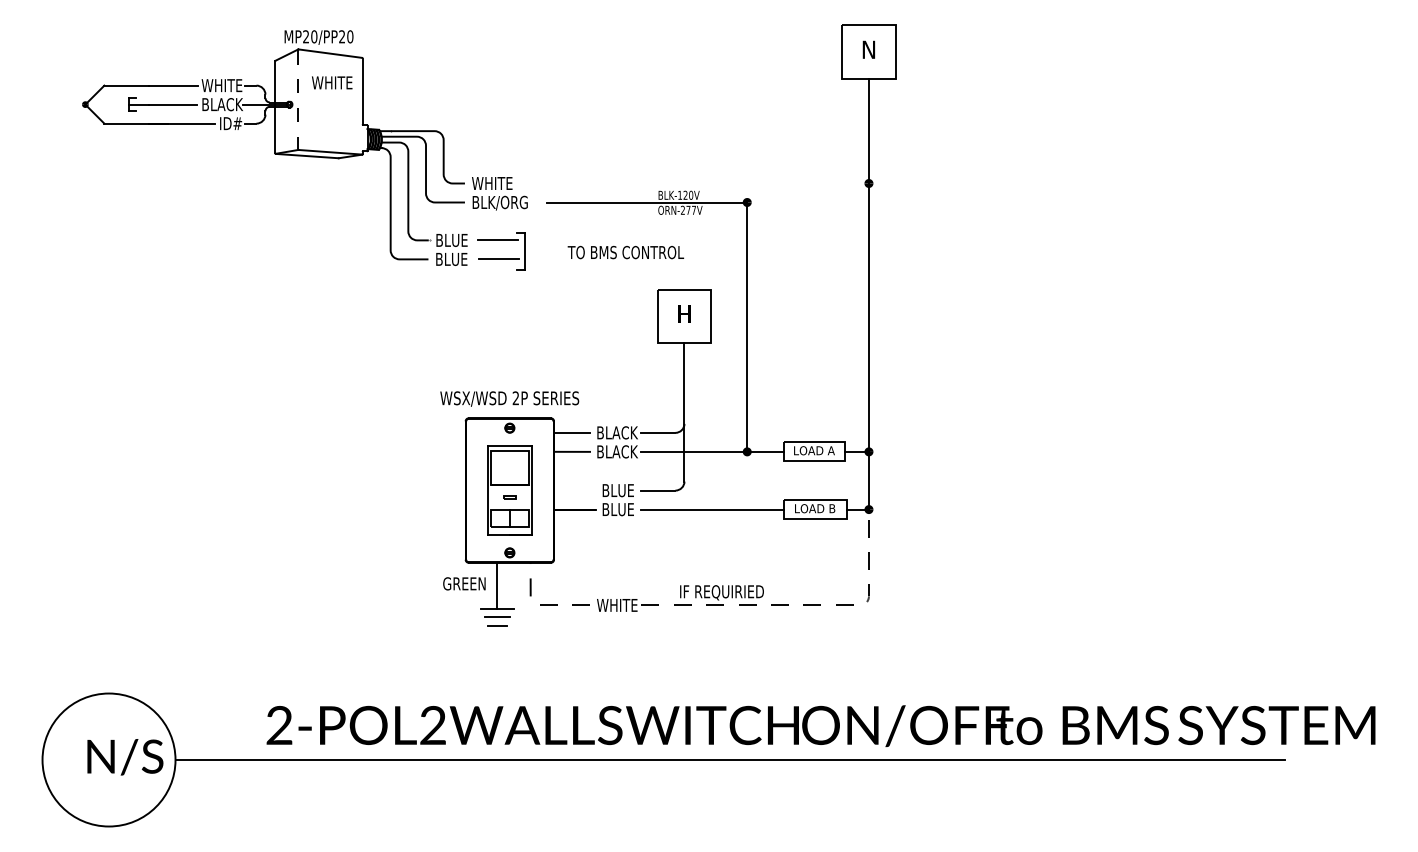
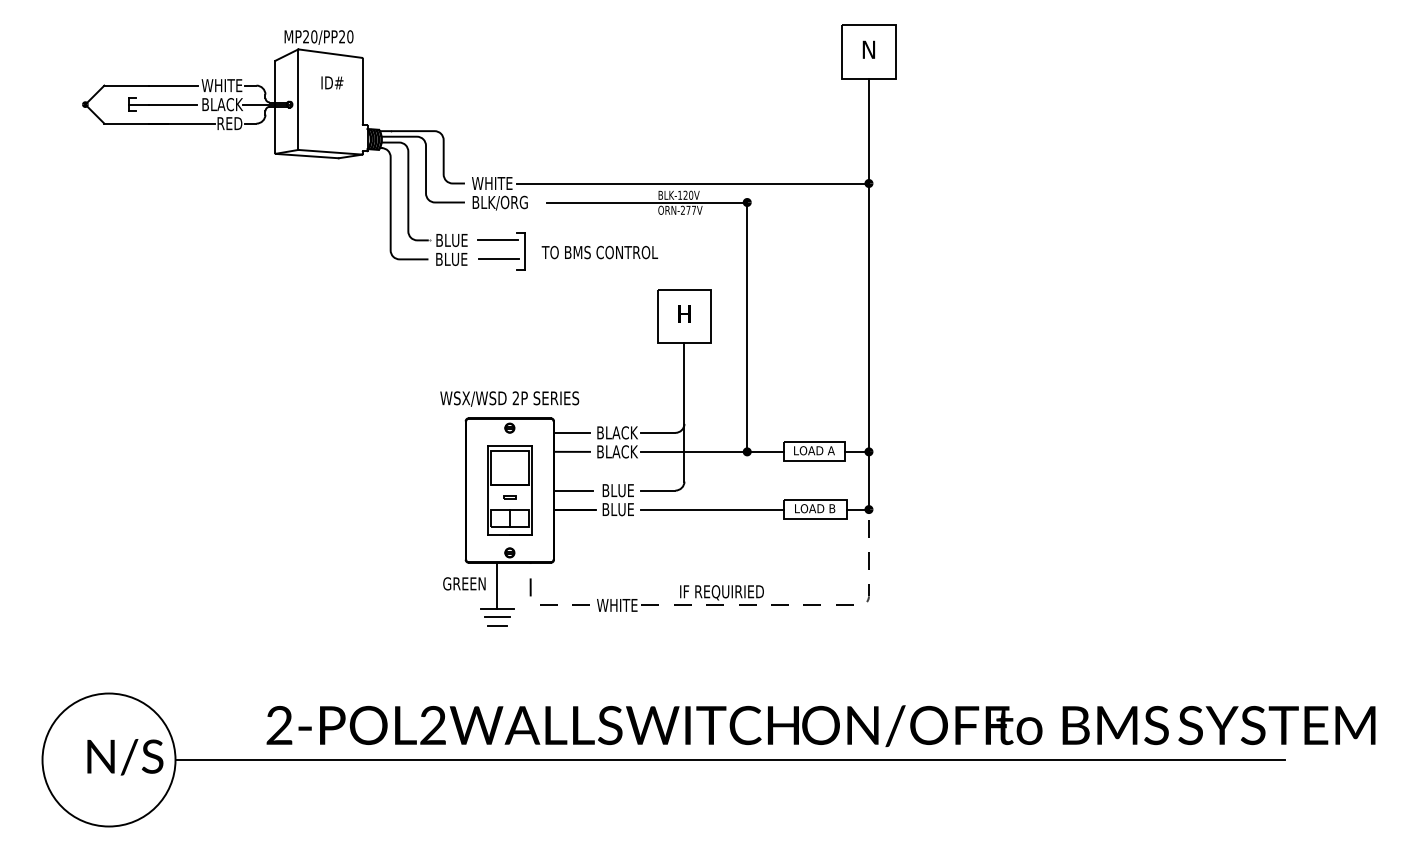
text: WHITE -> ID# (332, 82)
line: dashed -> solid (298, 99)
text: ID# -> RED (229, 123)
line: none -> present (692, 183)
text position: (625, 252) -> (599, 252) (599, 252)
line: none -> present (573, 490)
